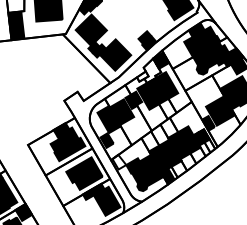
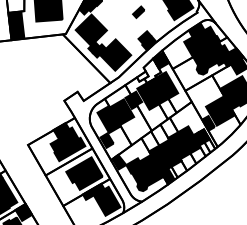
part: none -> present (138, 11)
fill: none -> present (119, 161)
